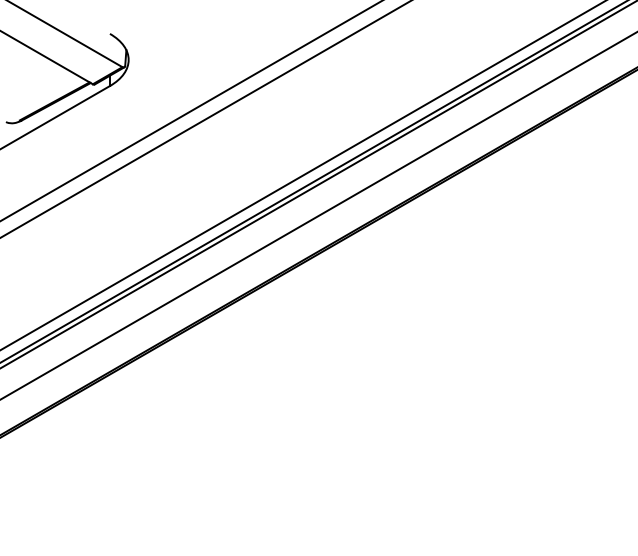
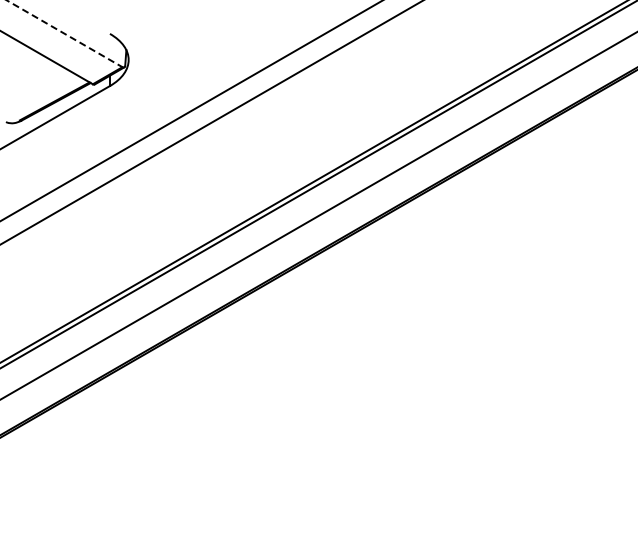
line: solid -> dashed (64, 33)
line position: (205, 119) -> (211, 122) (211, 122)
line: present -> none (302, 175)
